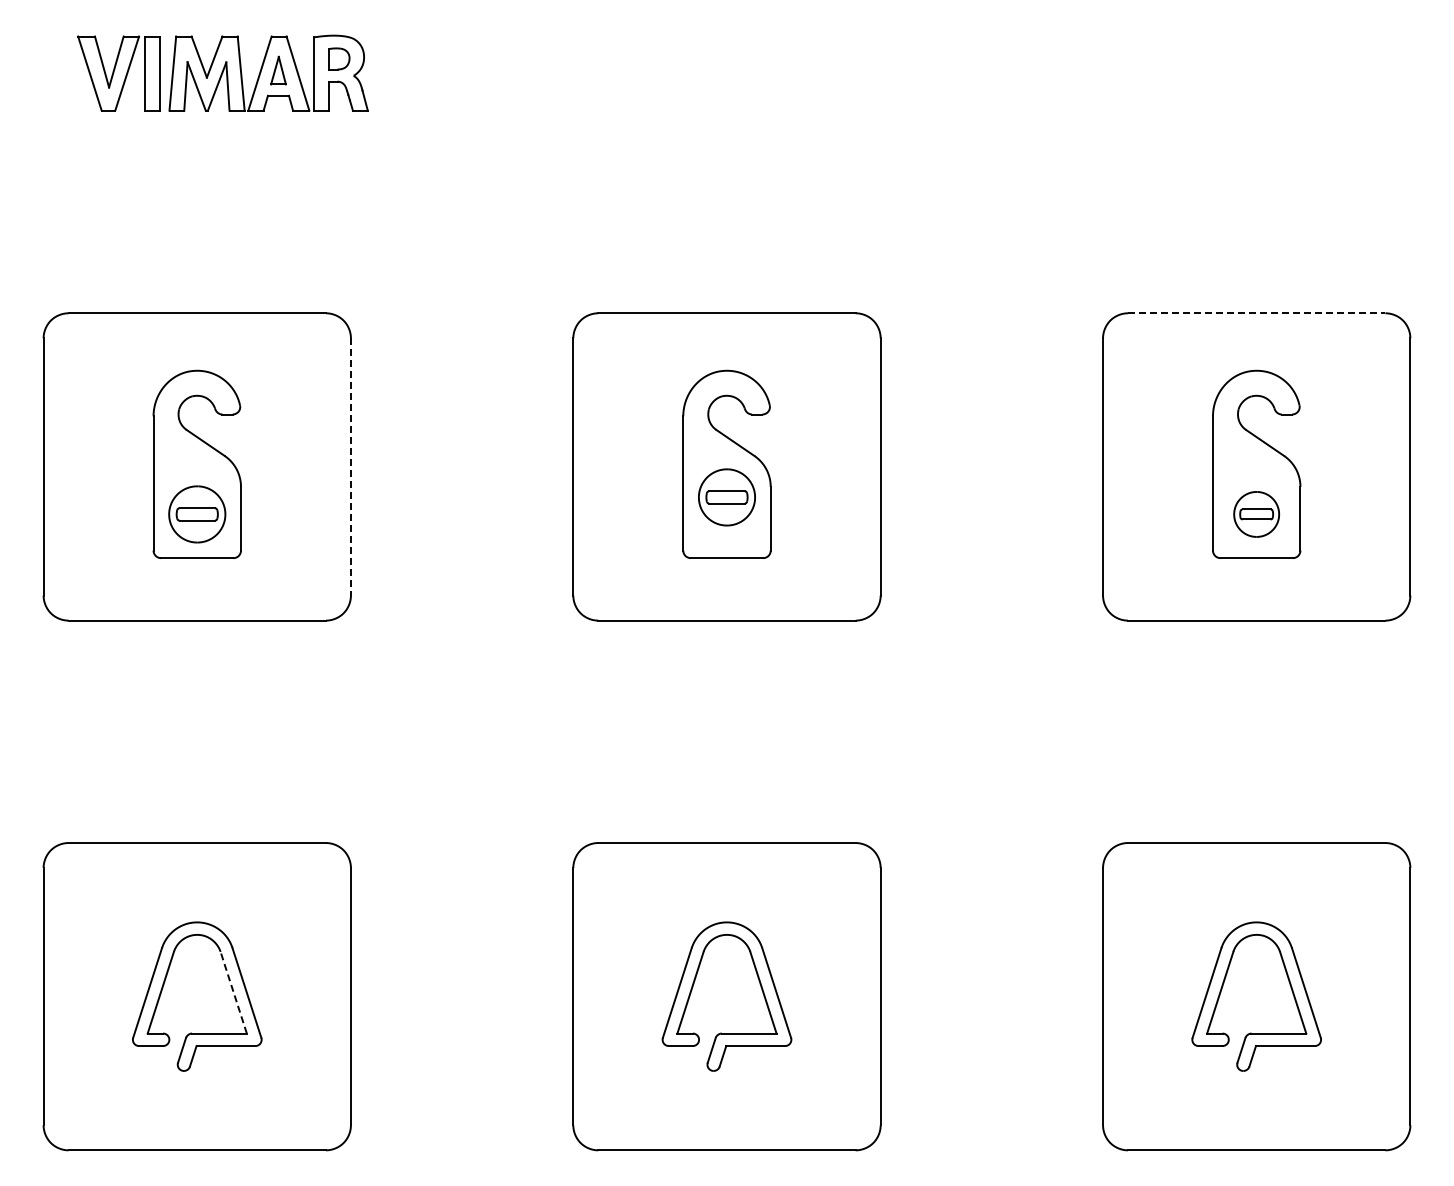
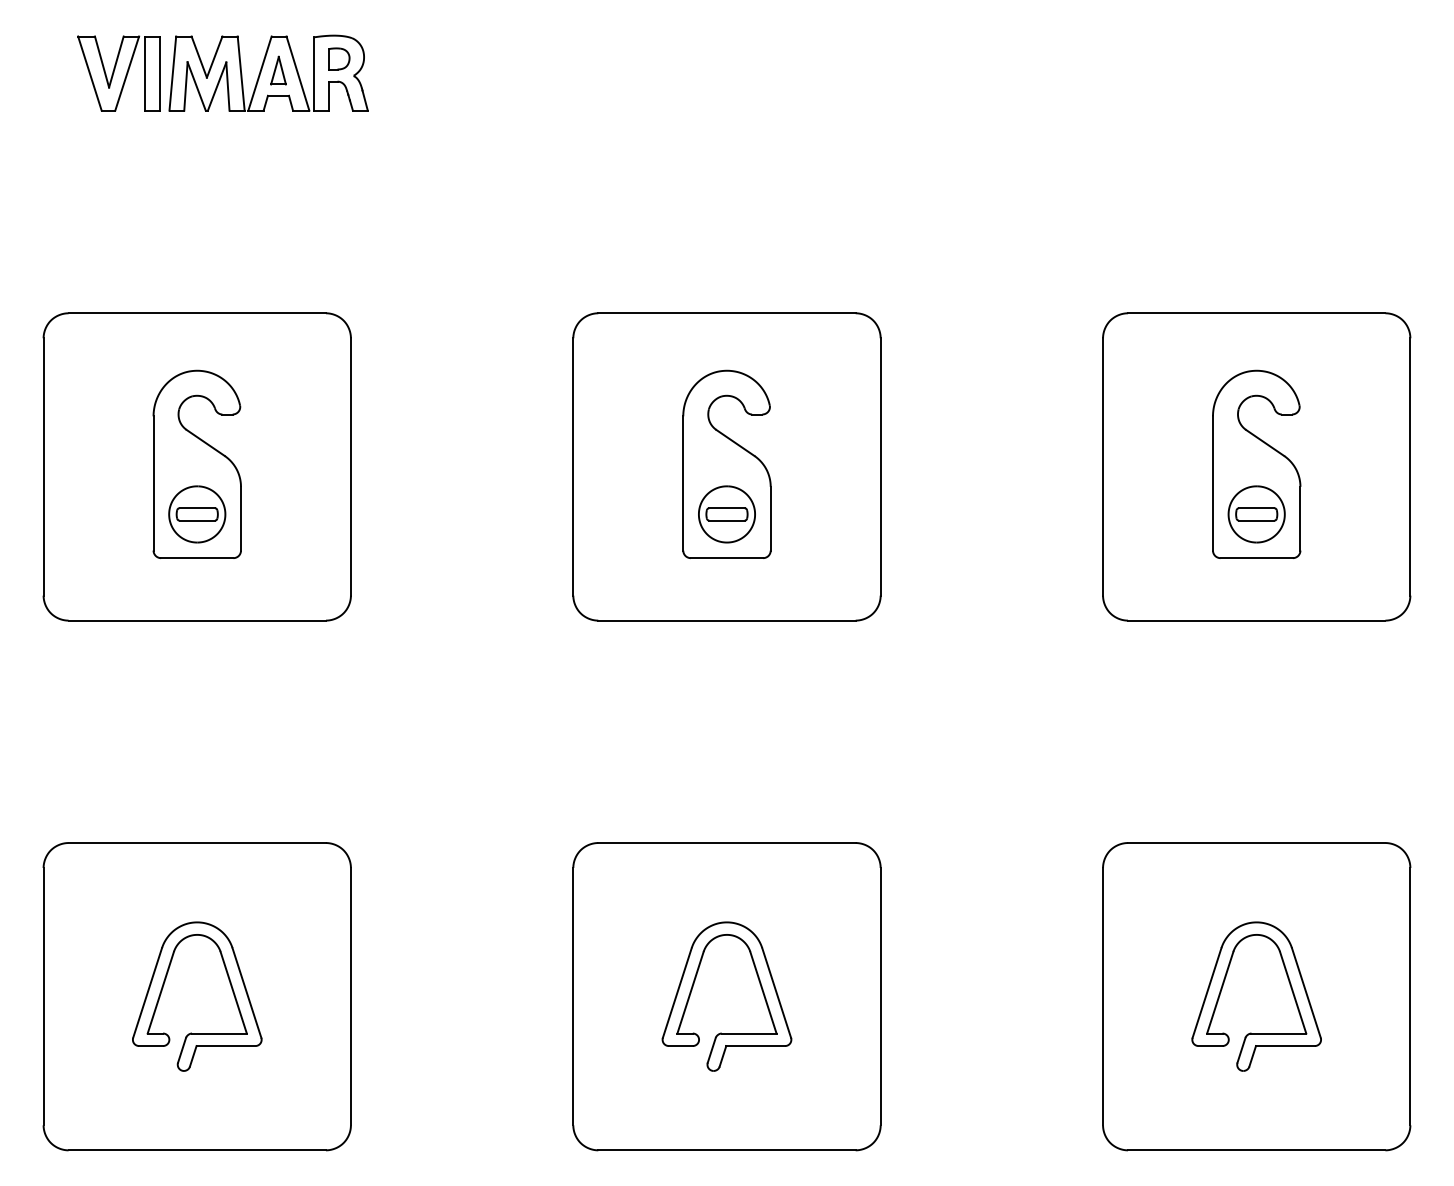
line: dashed -> solid (1256, 313)
line: dashed -> solid (350, 466)
part position: (726, 497) -> (726, 514) (726, 514)
part size: 48x47 px -> 59x59 px (1256, 514)
line: dashed -> solid (233, 992)
